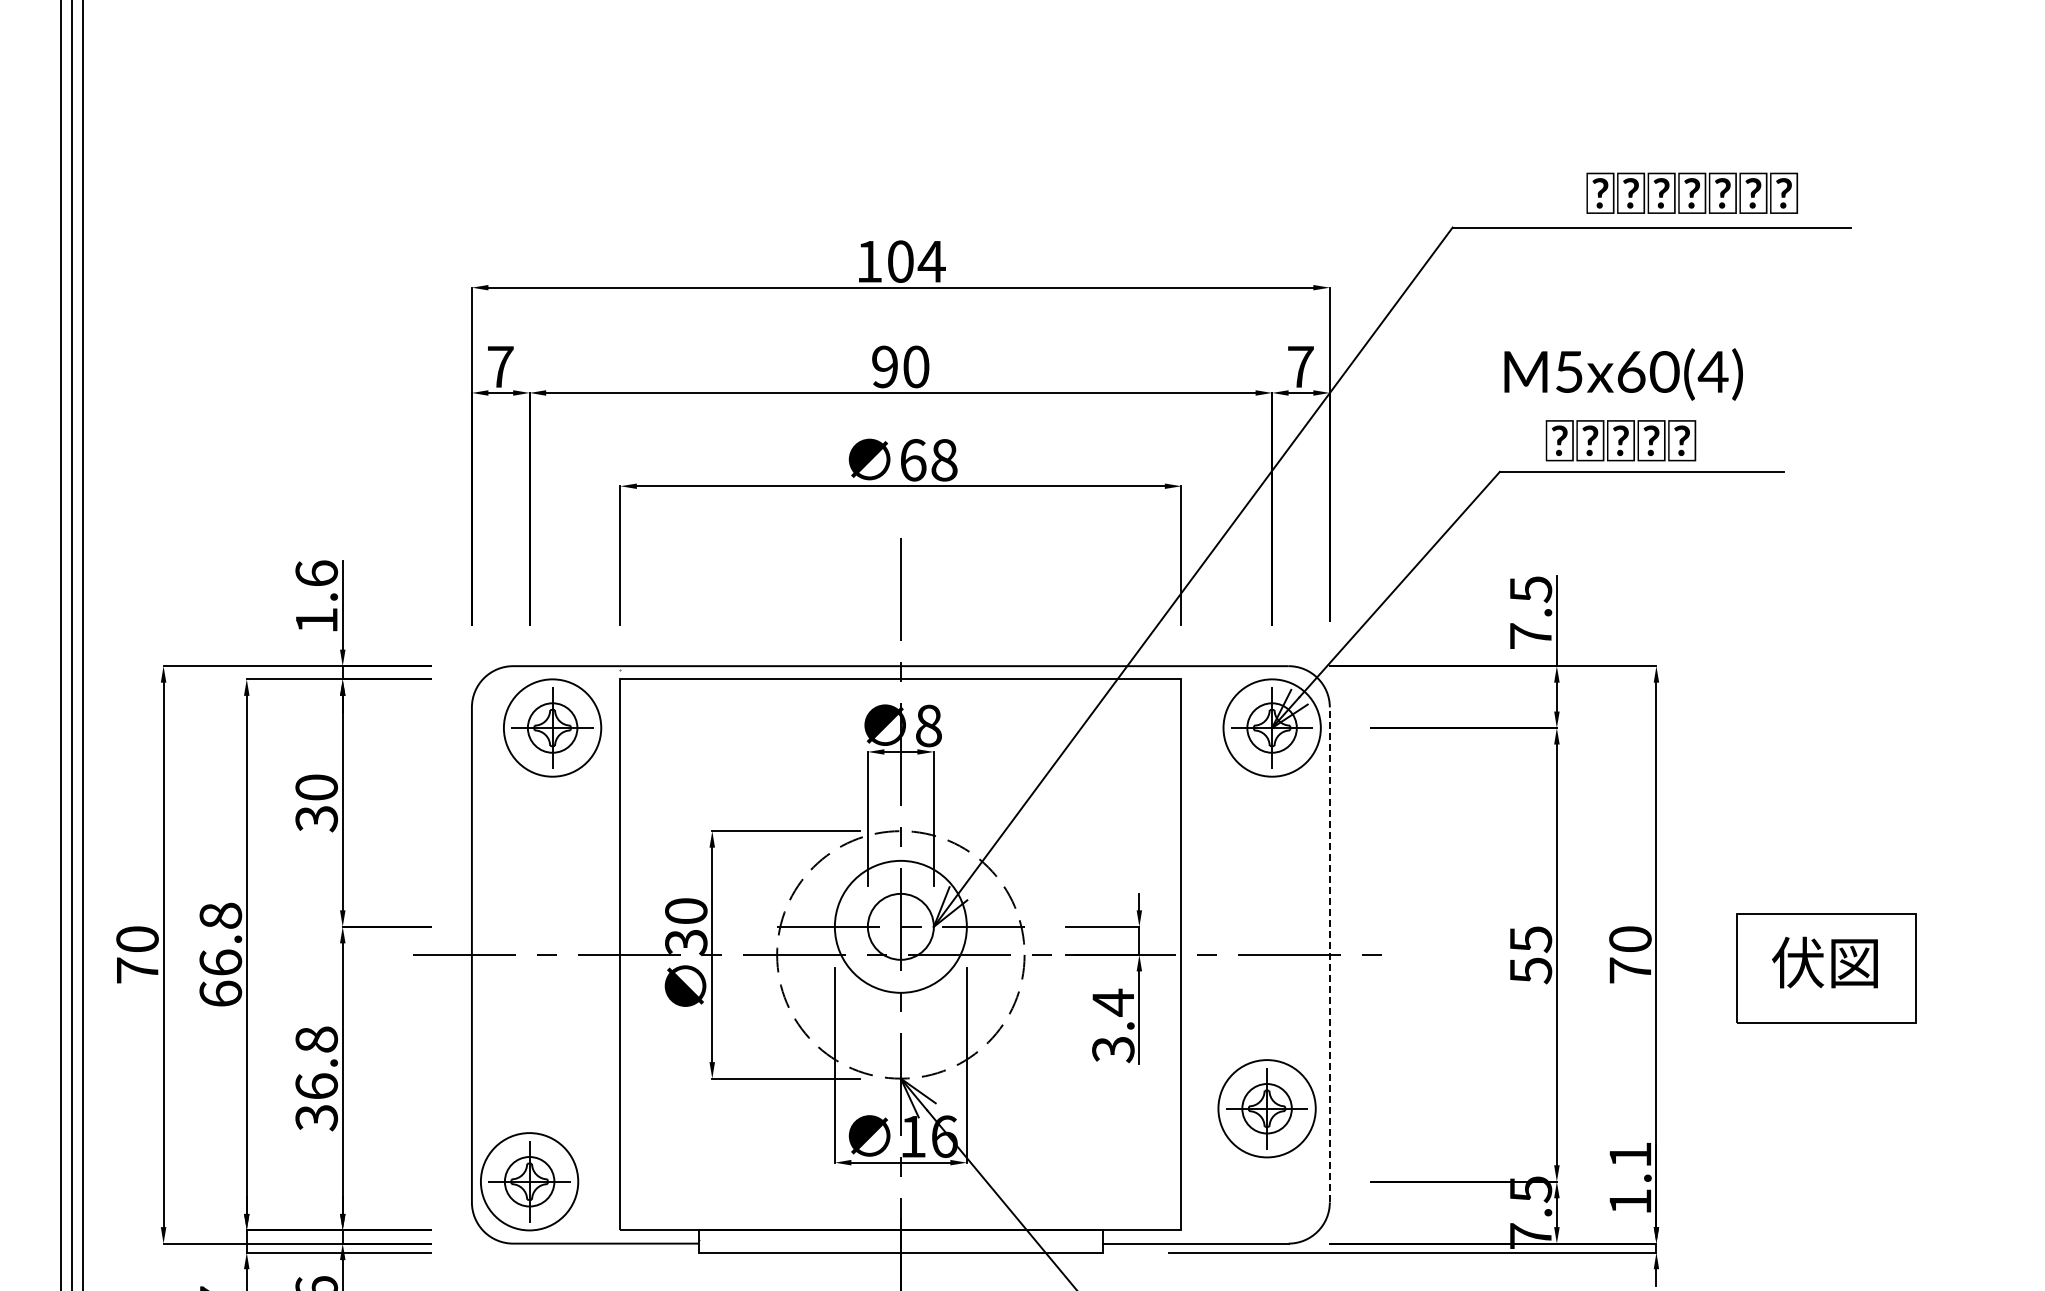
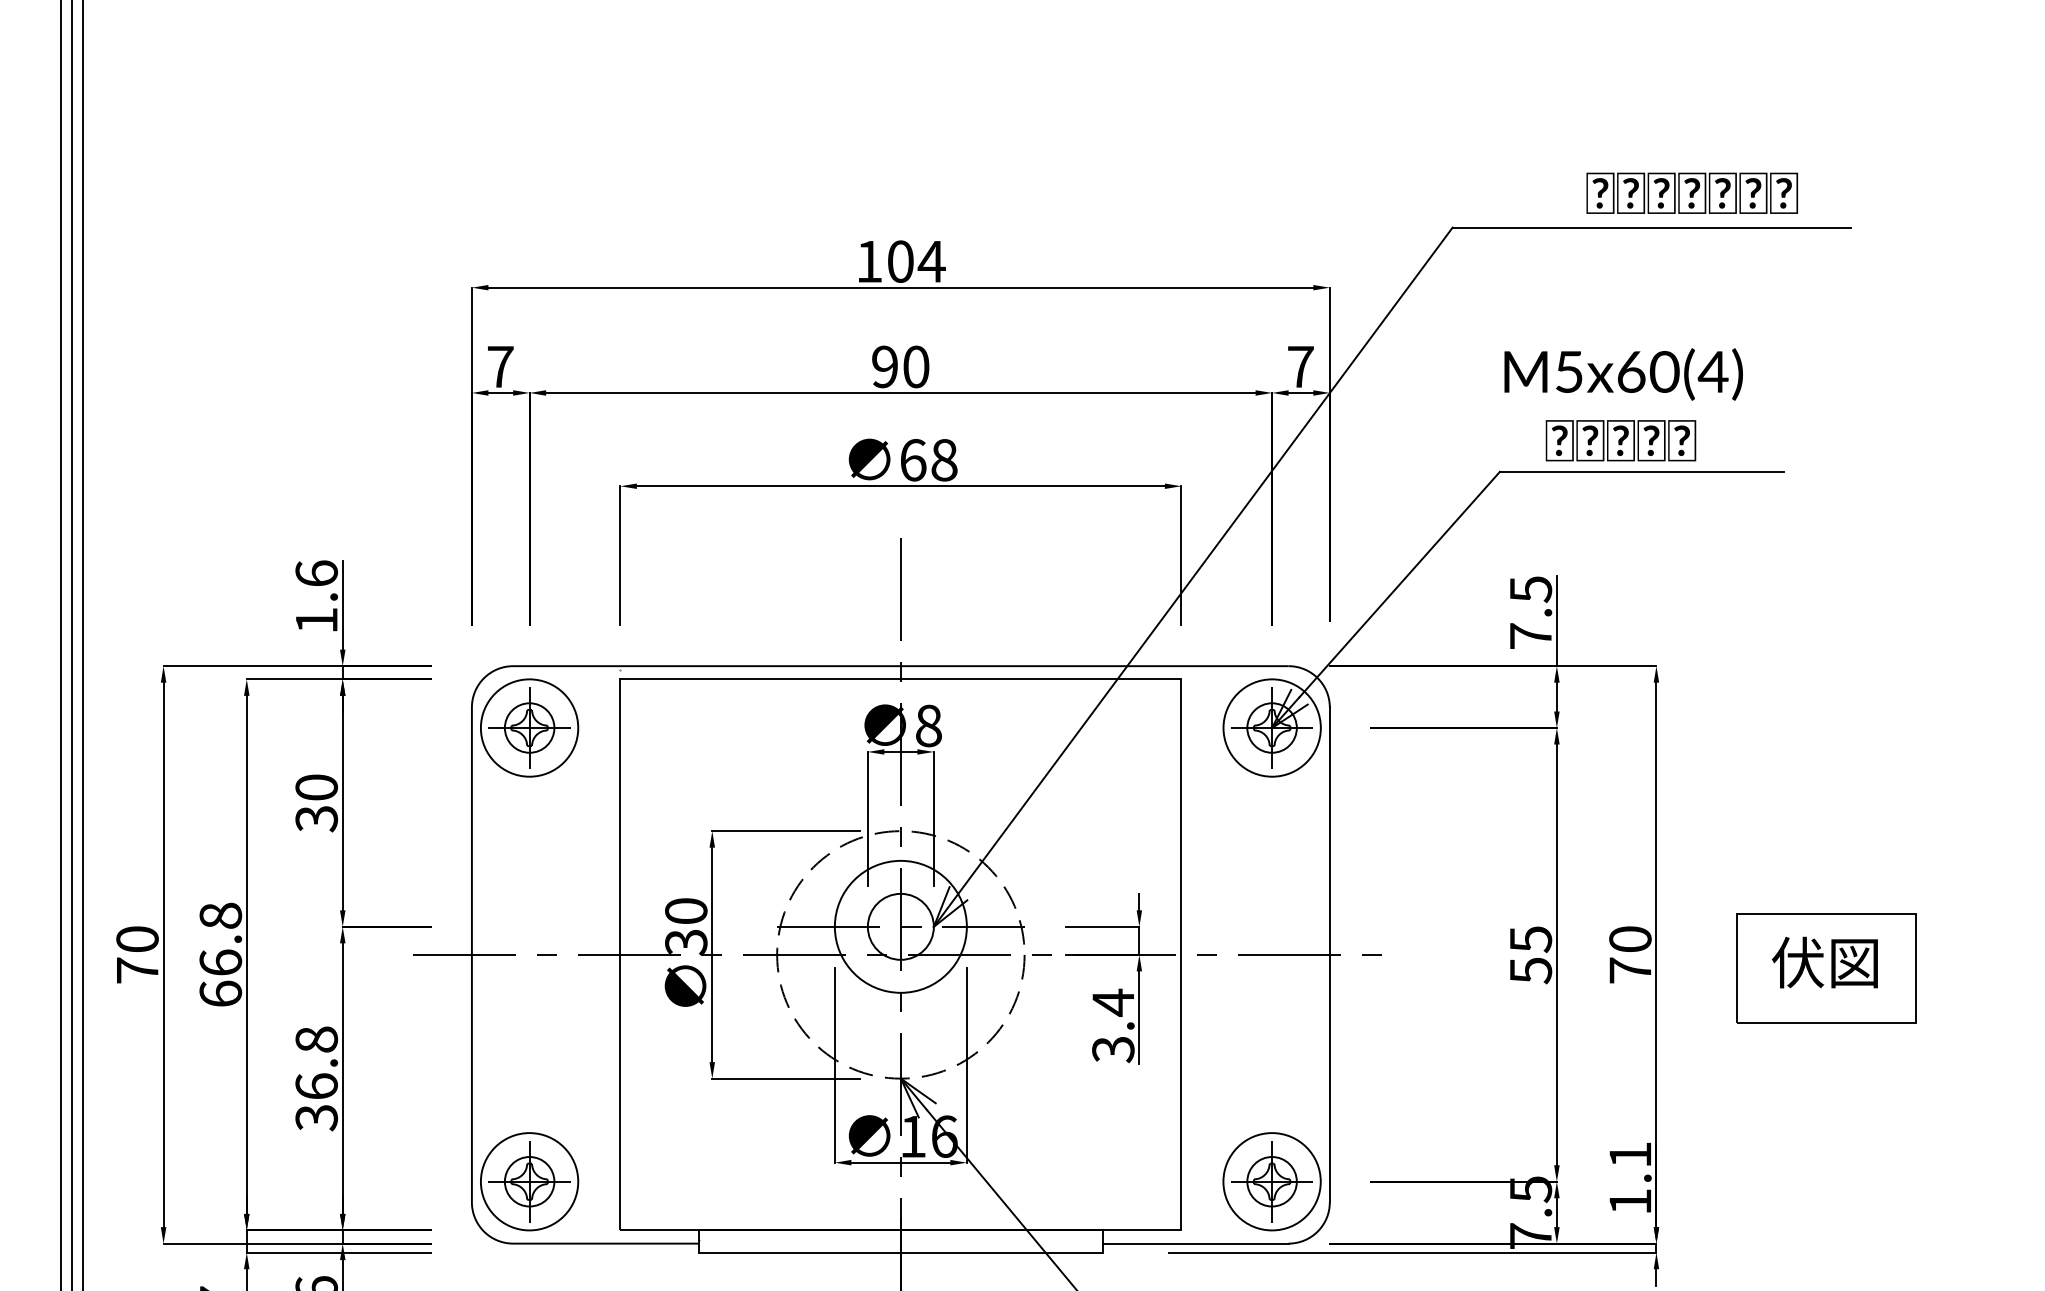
part position: (552, 727) -> (529, 727) (529, 727)
line: dashed -> solid (1329, 954)
part position: (1266, 1108) -> (1271, 1181) (1271, 1181)
